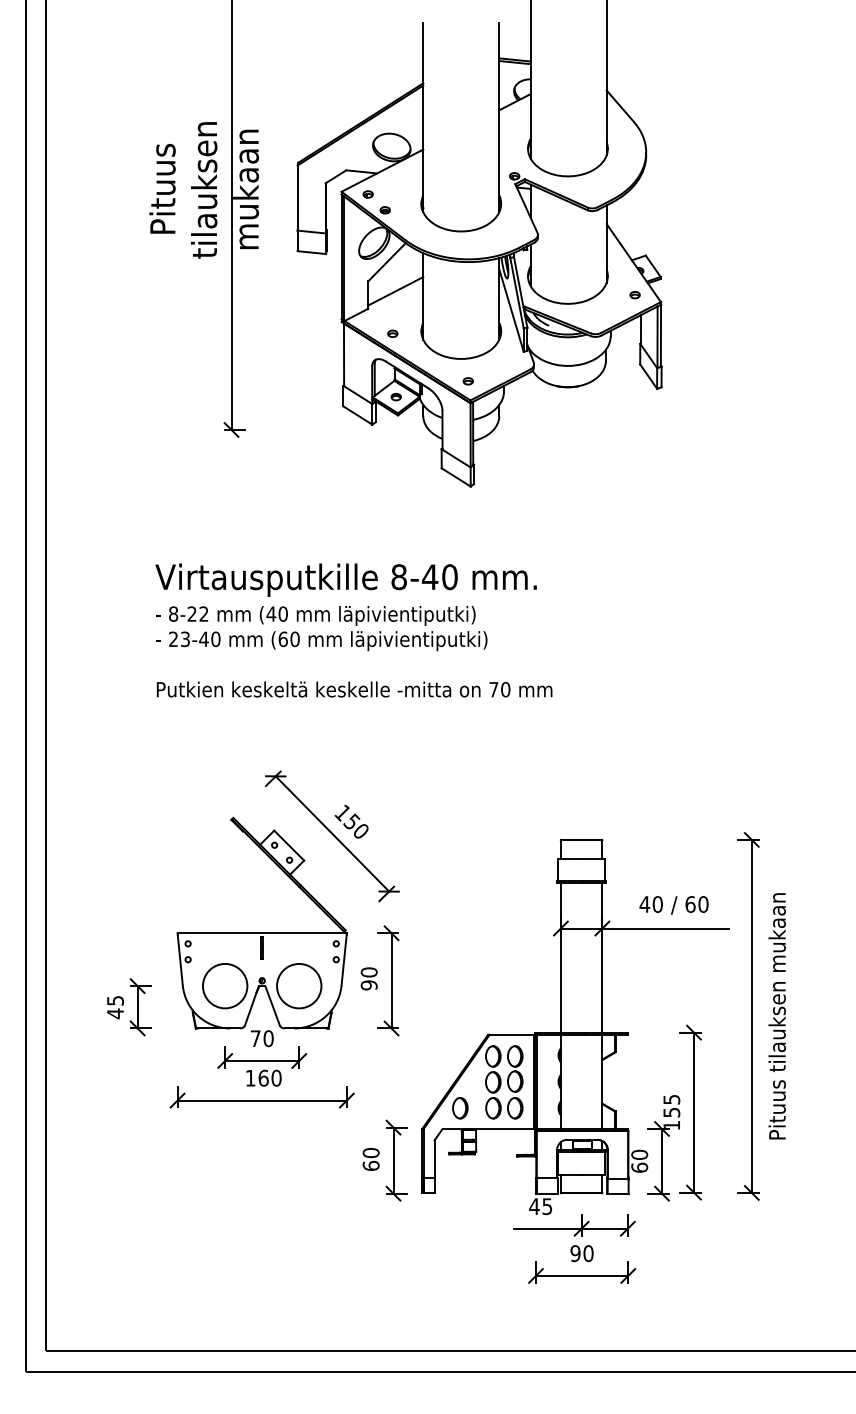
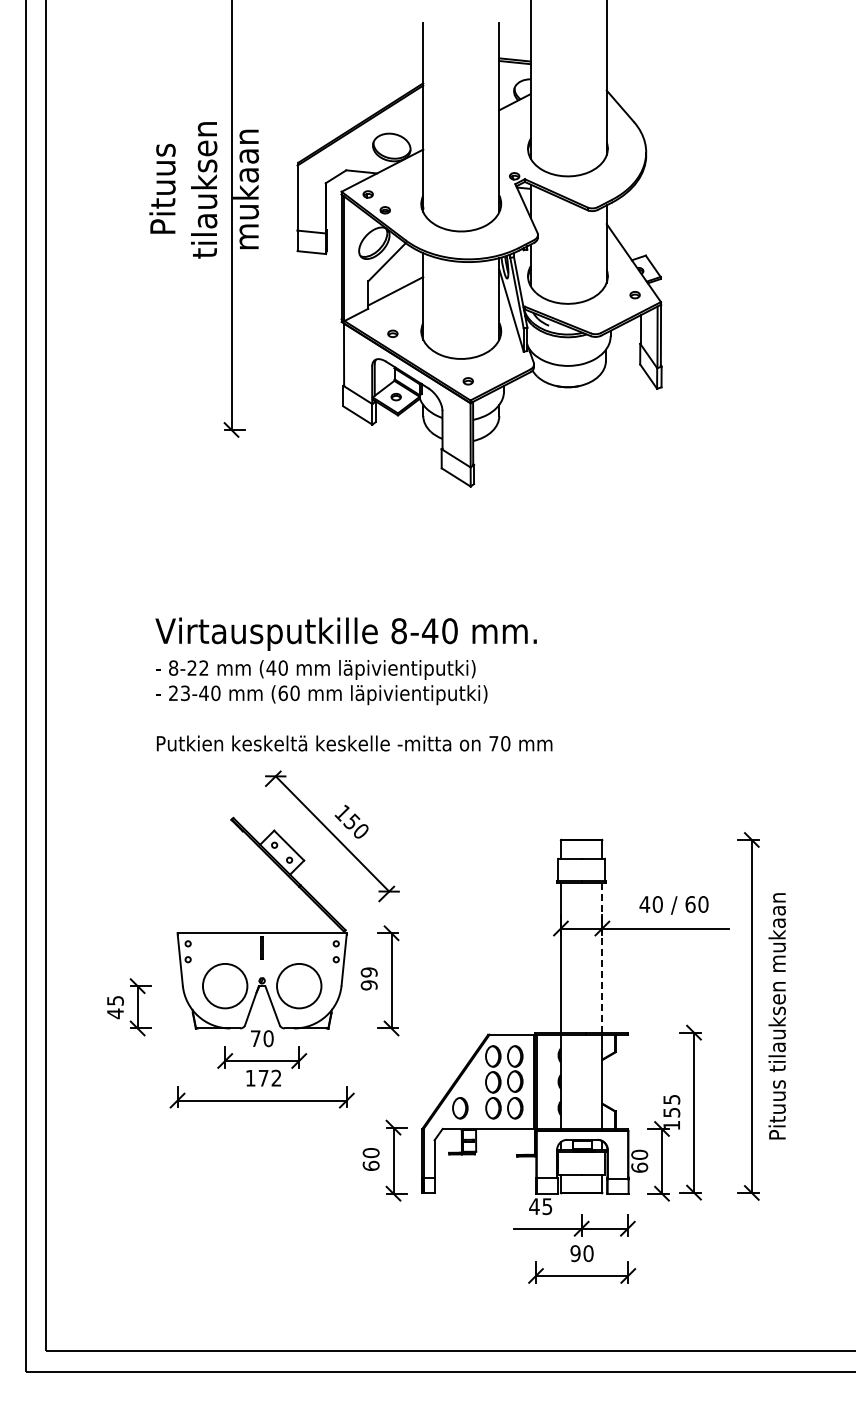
text position: (353, 630) -> (353, 684) (353, 684)
line: solid -> dashed (602, 958)
text: 90 -> 99 (369, 972)
text: 160 -> 172 (269, 1077)
